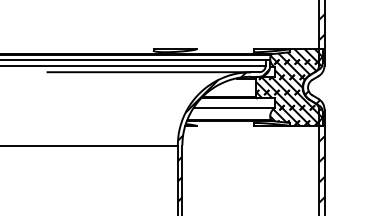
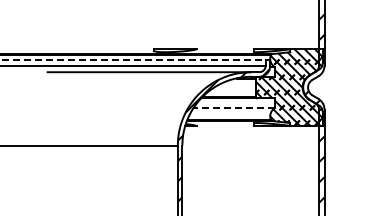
line: solid -> dashed (133, 60)
line: solid -> dashed (233, 108)
